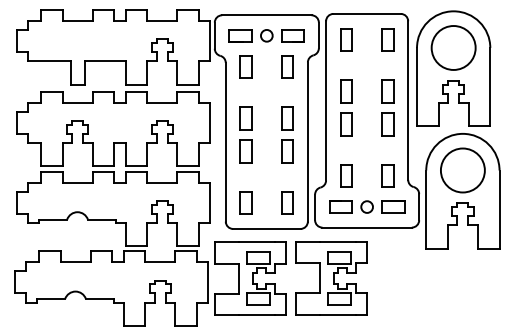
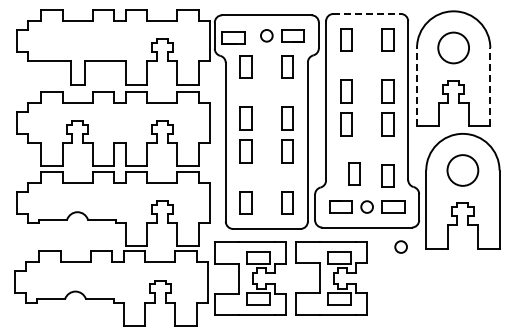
line: solid -> dashed (367, 13)
part position: (240, 35) -> (233, 37) (233, 37)
circle diameter: 44 px -> 31 px (453, 47)
line: solid -> dashed (417, 86)
line: solid -> dashed (490, 86)
circle diameter: 44 px -> 31 px (462, 170)
part position: (346, 175) -> (354, 173) (354, 173)
circle: none -> present (400, 246)
